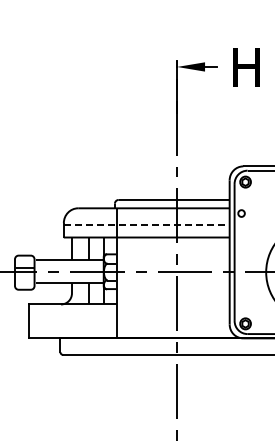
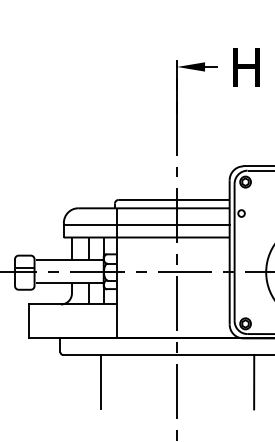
line: dashed -> solid (147, 225)
line: none -> present (101, 381)
line: none -> present (254, 381)
